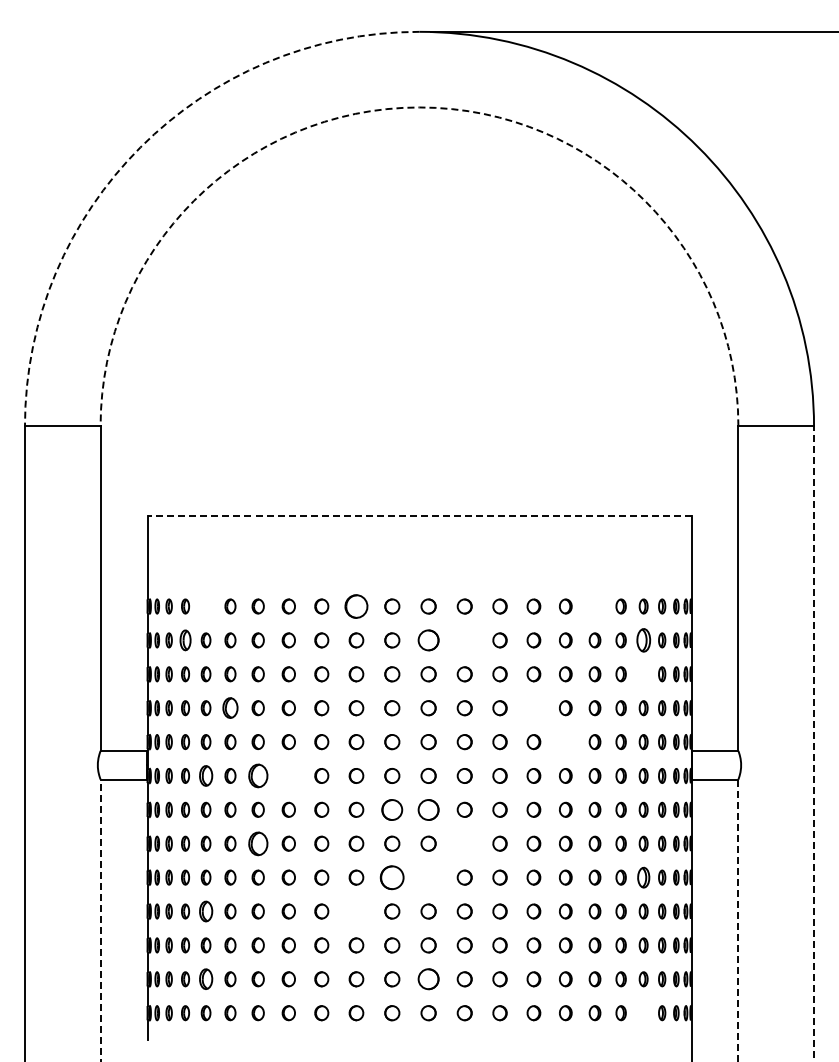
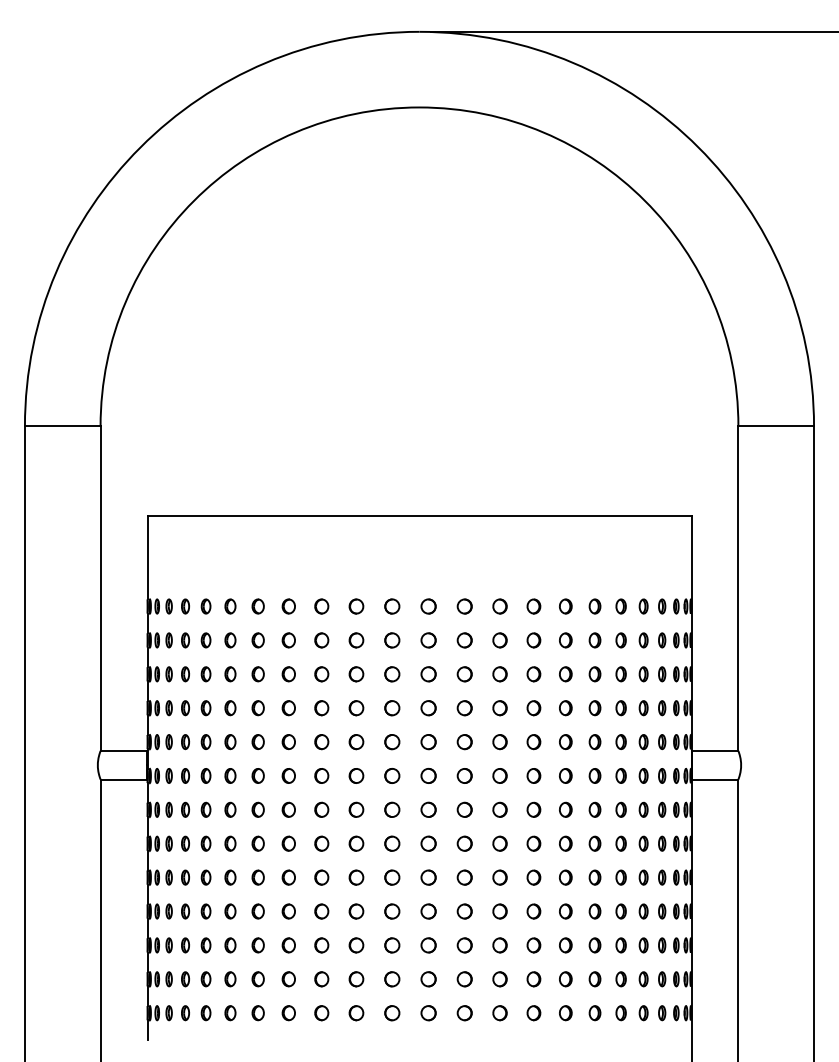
arc: dashed -> solid (419, 107)
arc: dashed -> solid (140, 147)
line: dashed -> solid (419, 515)
part: none -> present (205, 606)
part size: 25x25 px -> 17x17 px (356, 606)
part: none -> present (594, 606)
part size: 13x23 px -> 9x17 px (185, 640)
circle size: 23x23 px -> 17x17 px (428, 640)
circle: none -> present (464, 640)
part size: 16x25 px -> 11x17 px (643, 640)
part: none -> present (643, 674)
part size: 17x22 px -> 13x17 px (230, 708)
part: none -> present (533, 708)
part: none -> present (565, 742)
line: dashed -> solid (814, 743)
part size: 15x22 px -> 12x16 px (205, 775)
part size: 21x26 px -> 14x16 px (257, 775)
part: none -> present (288, 775)
circle size: 23x22 px -> 17x17 px (392, 809)
circle size: 23x22 px -> 17x17 px (428, 809)
part size: 21x26 px -> 14x17 px (257, 843)
circle: none -> present (464, 843)
circle size: 26x26 px -> 17x17 px (392, 877)
circle: none -> present (428, 877)
part size: 14x23 px -> 11x17 px (643, 877)
part size: 15x23 px -> 12x17 px (205, 911)
part: none -> present (356, 911)
line: dashed -> solid (100, 920)
line: dashed -> solid (738, 920)
part size: 15x22 px -> 12x17 px (205, 979)
circle size: 23x23 px -> 17x17 px (428, 979)
part: none -> present (643, 1013)
